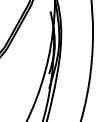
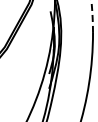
arc: solid -> dashed (92, 15)
